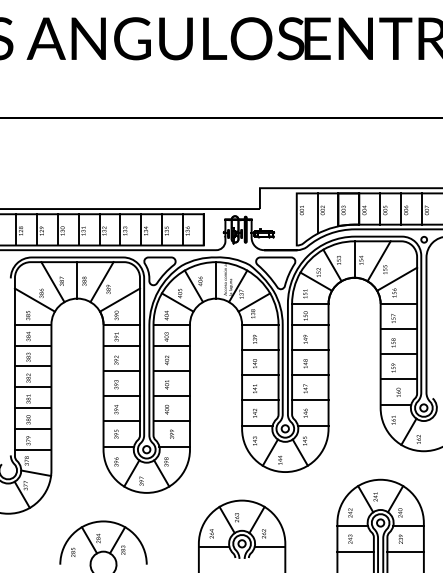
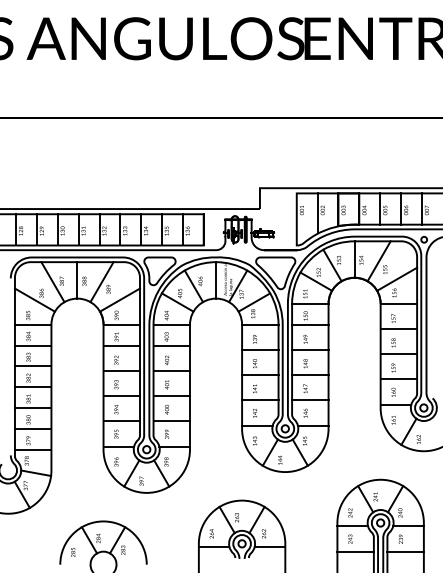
text position: (398, 391) -> (393, 391) (393, 391)
text position: (172, 433) -> (167, 433) (167, 433)
